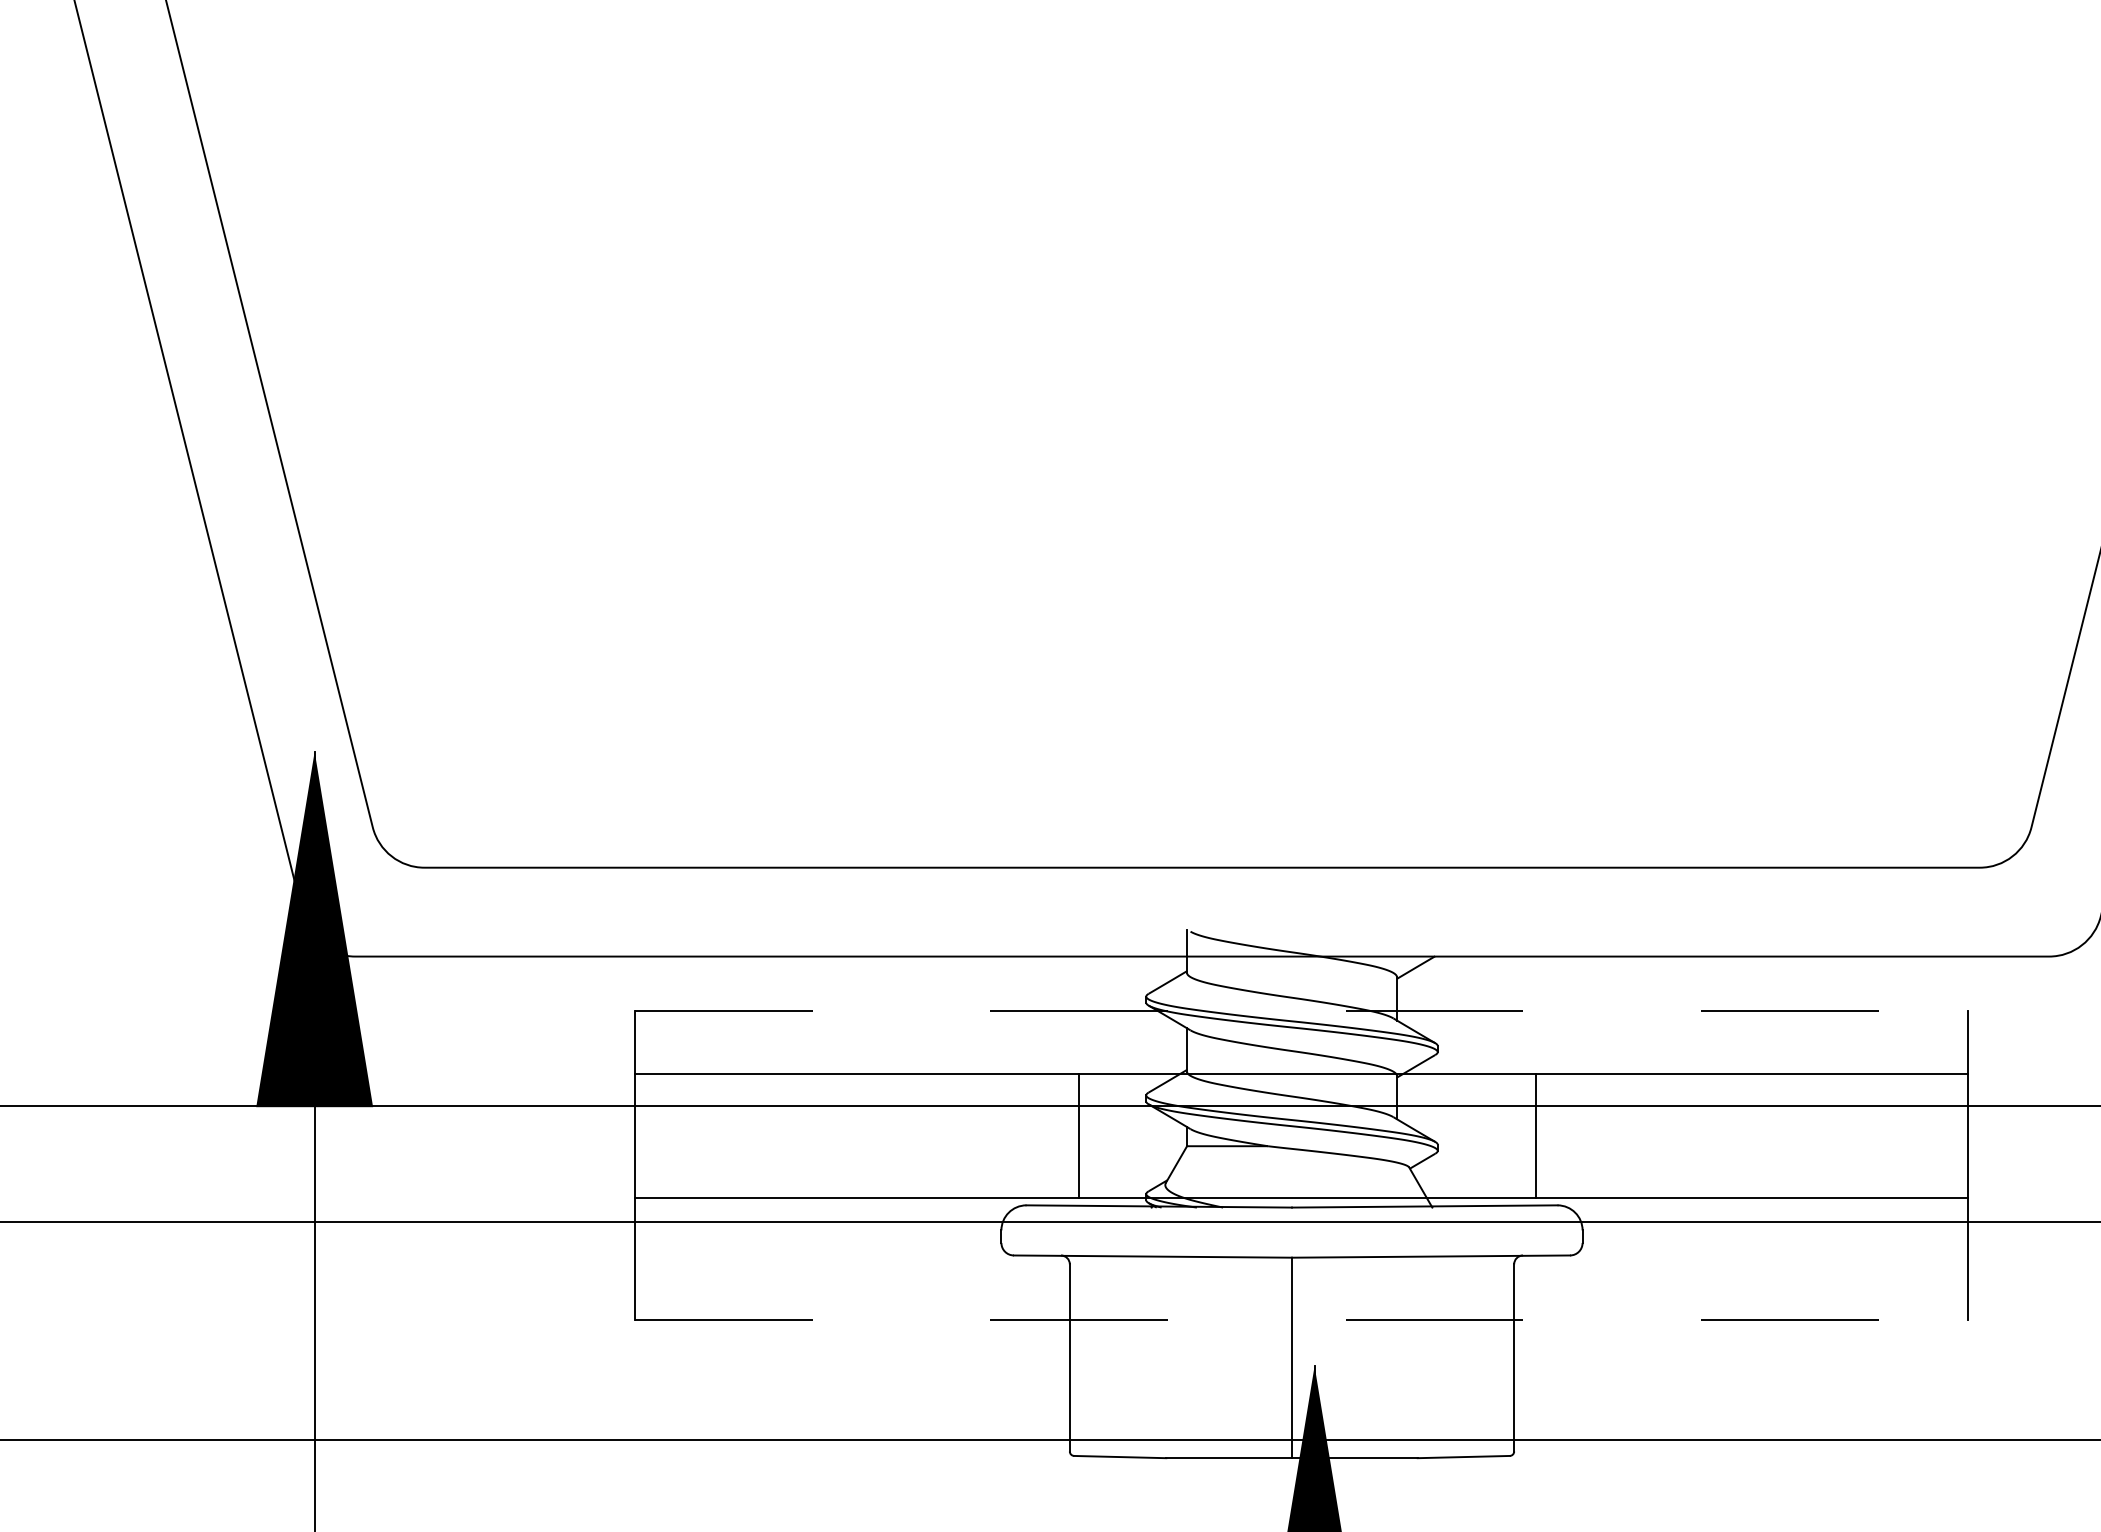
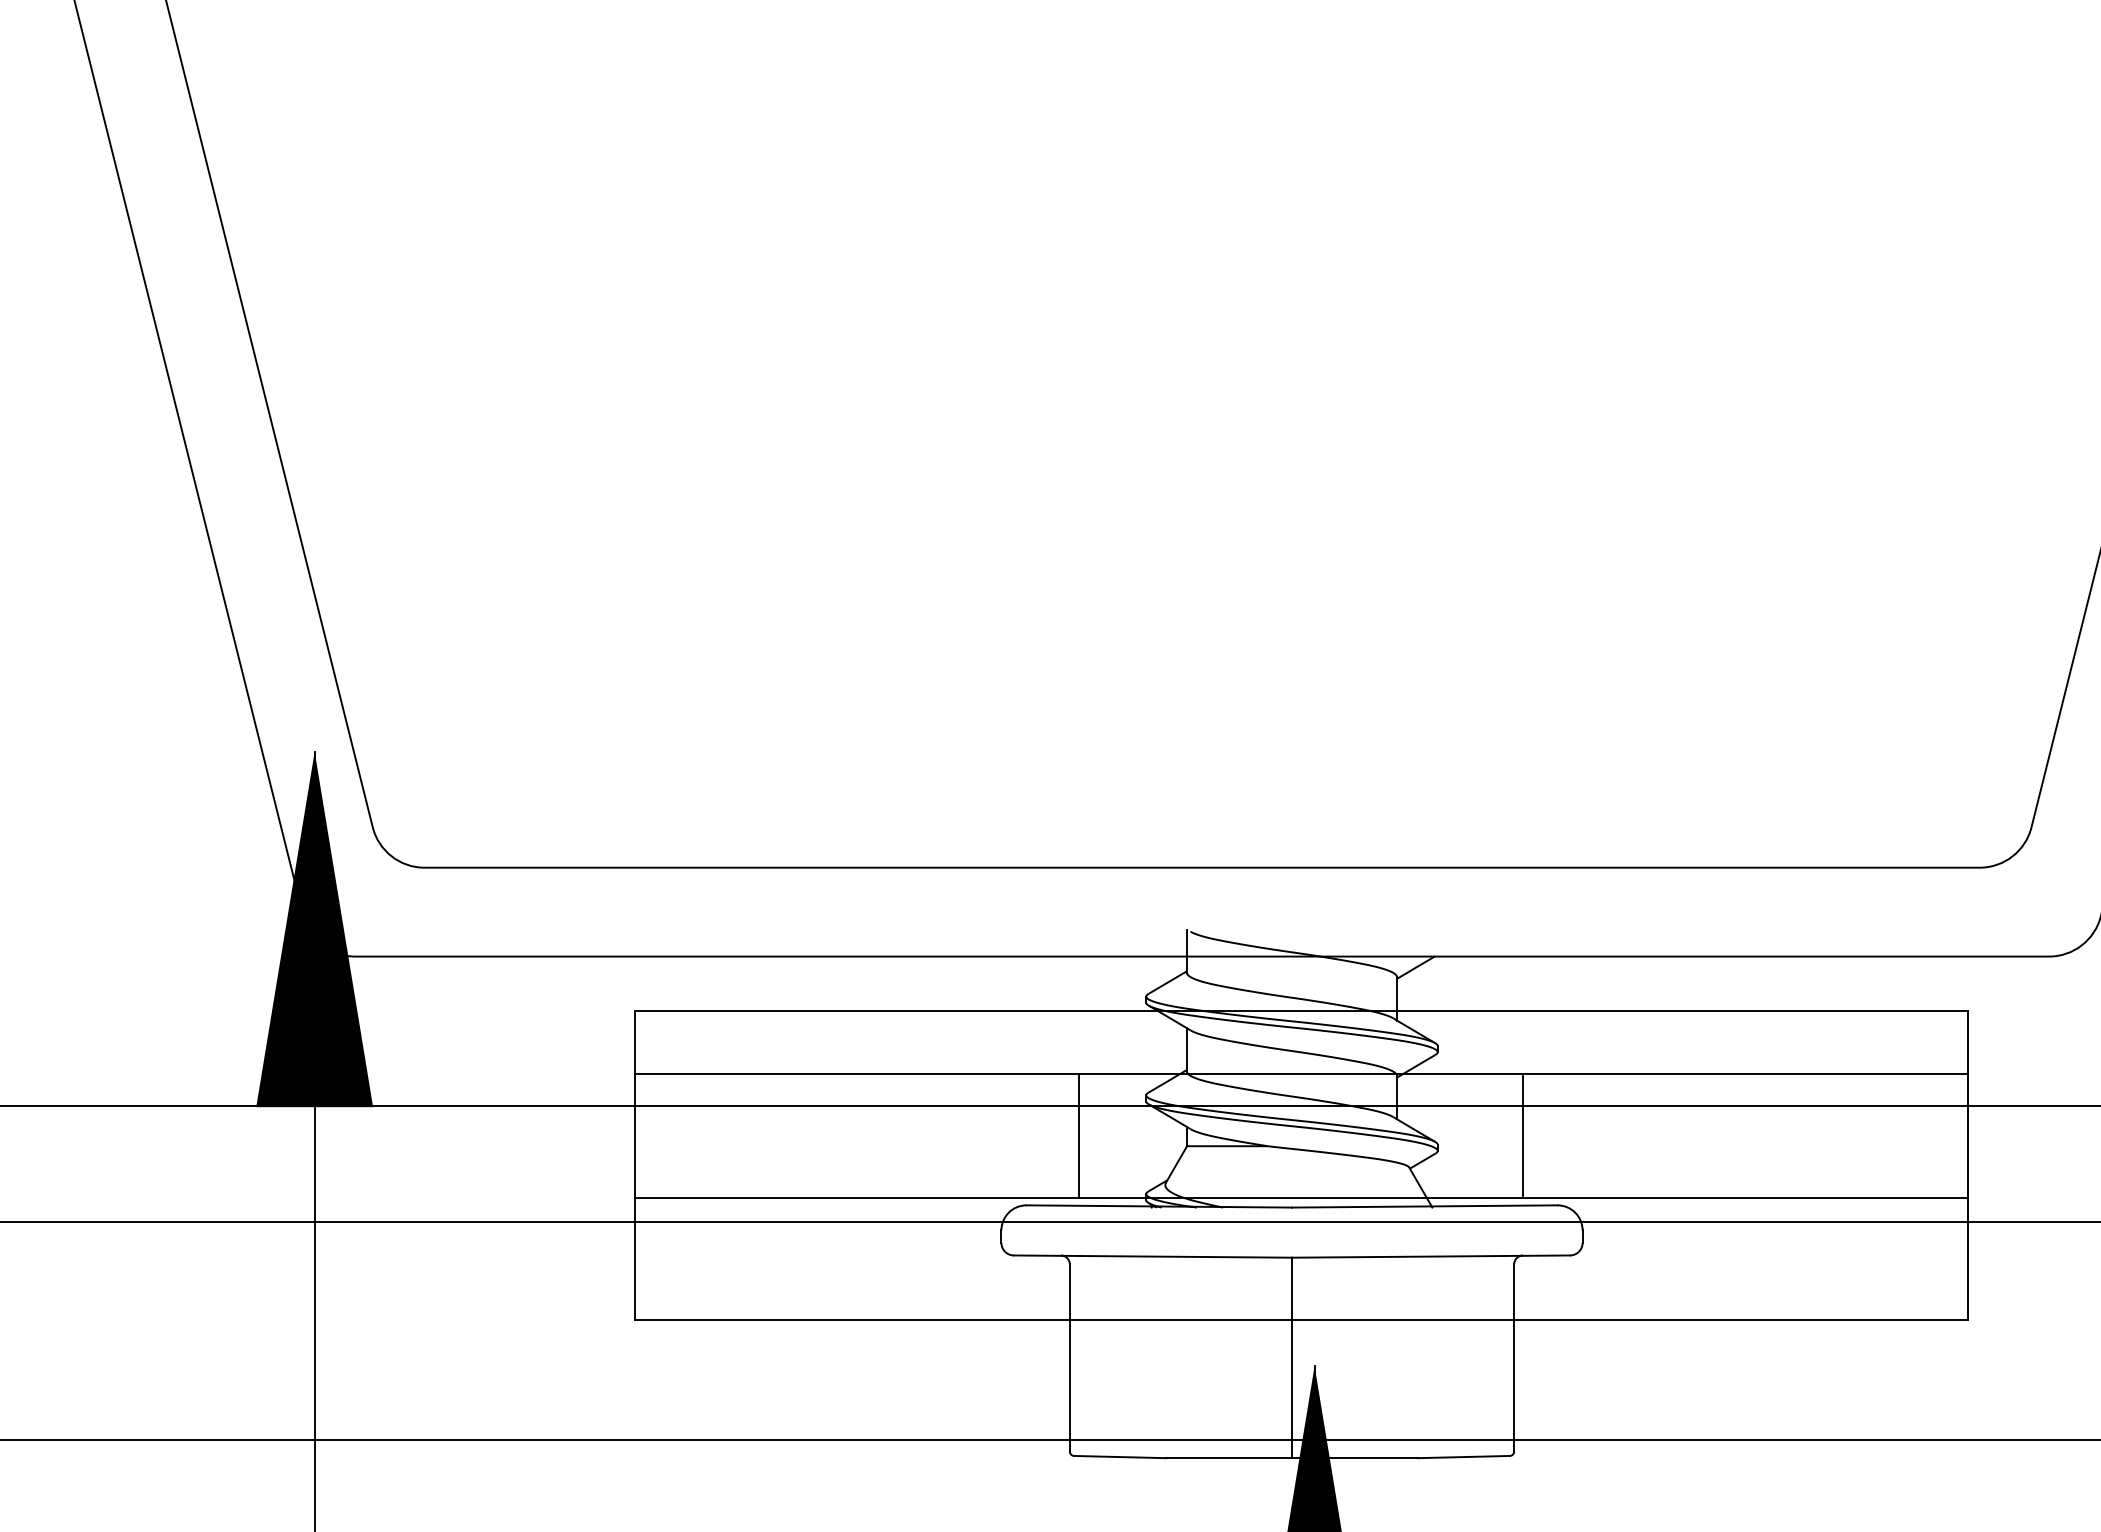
line: dashed -> solid (1301, 1011)
line position: (1536, 1135) -> (1523, 1135) (1523, 1135)
line: dashed -> solid (1301, 1319)
